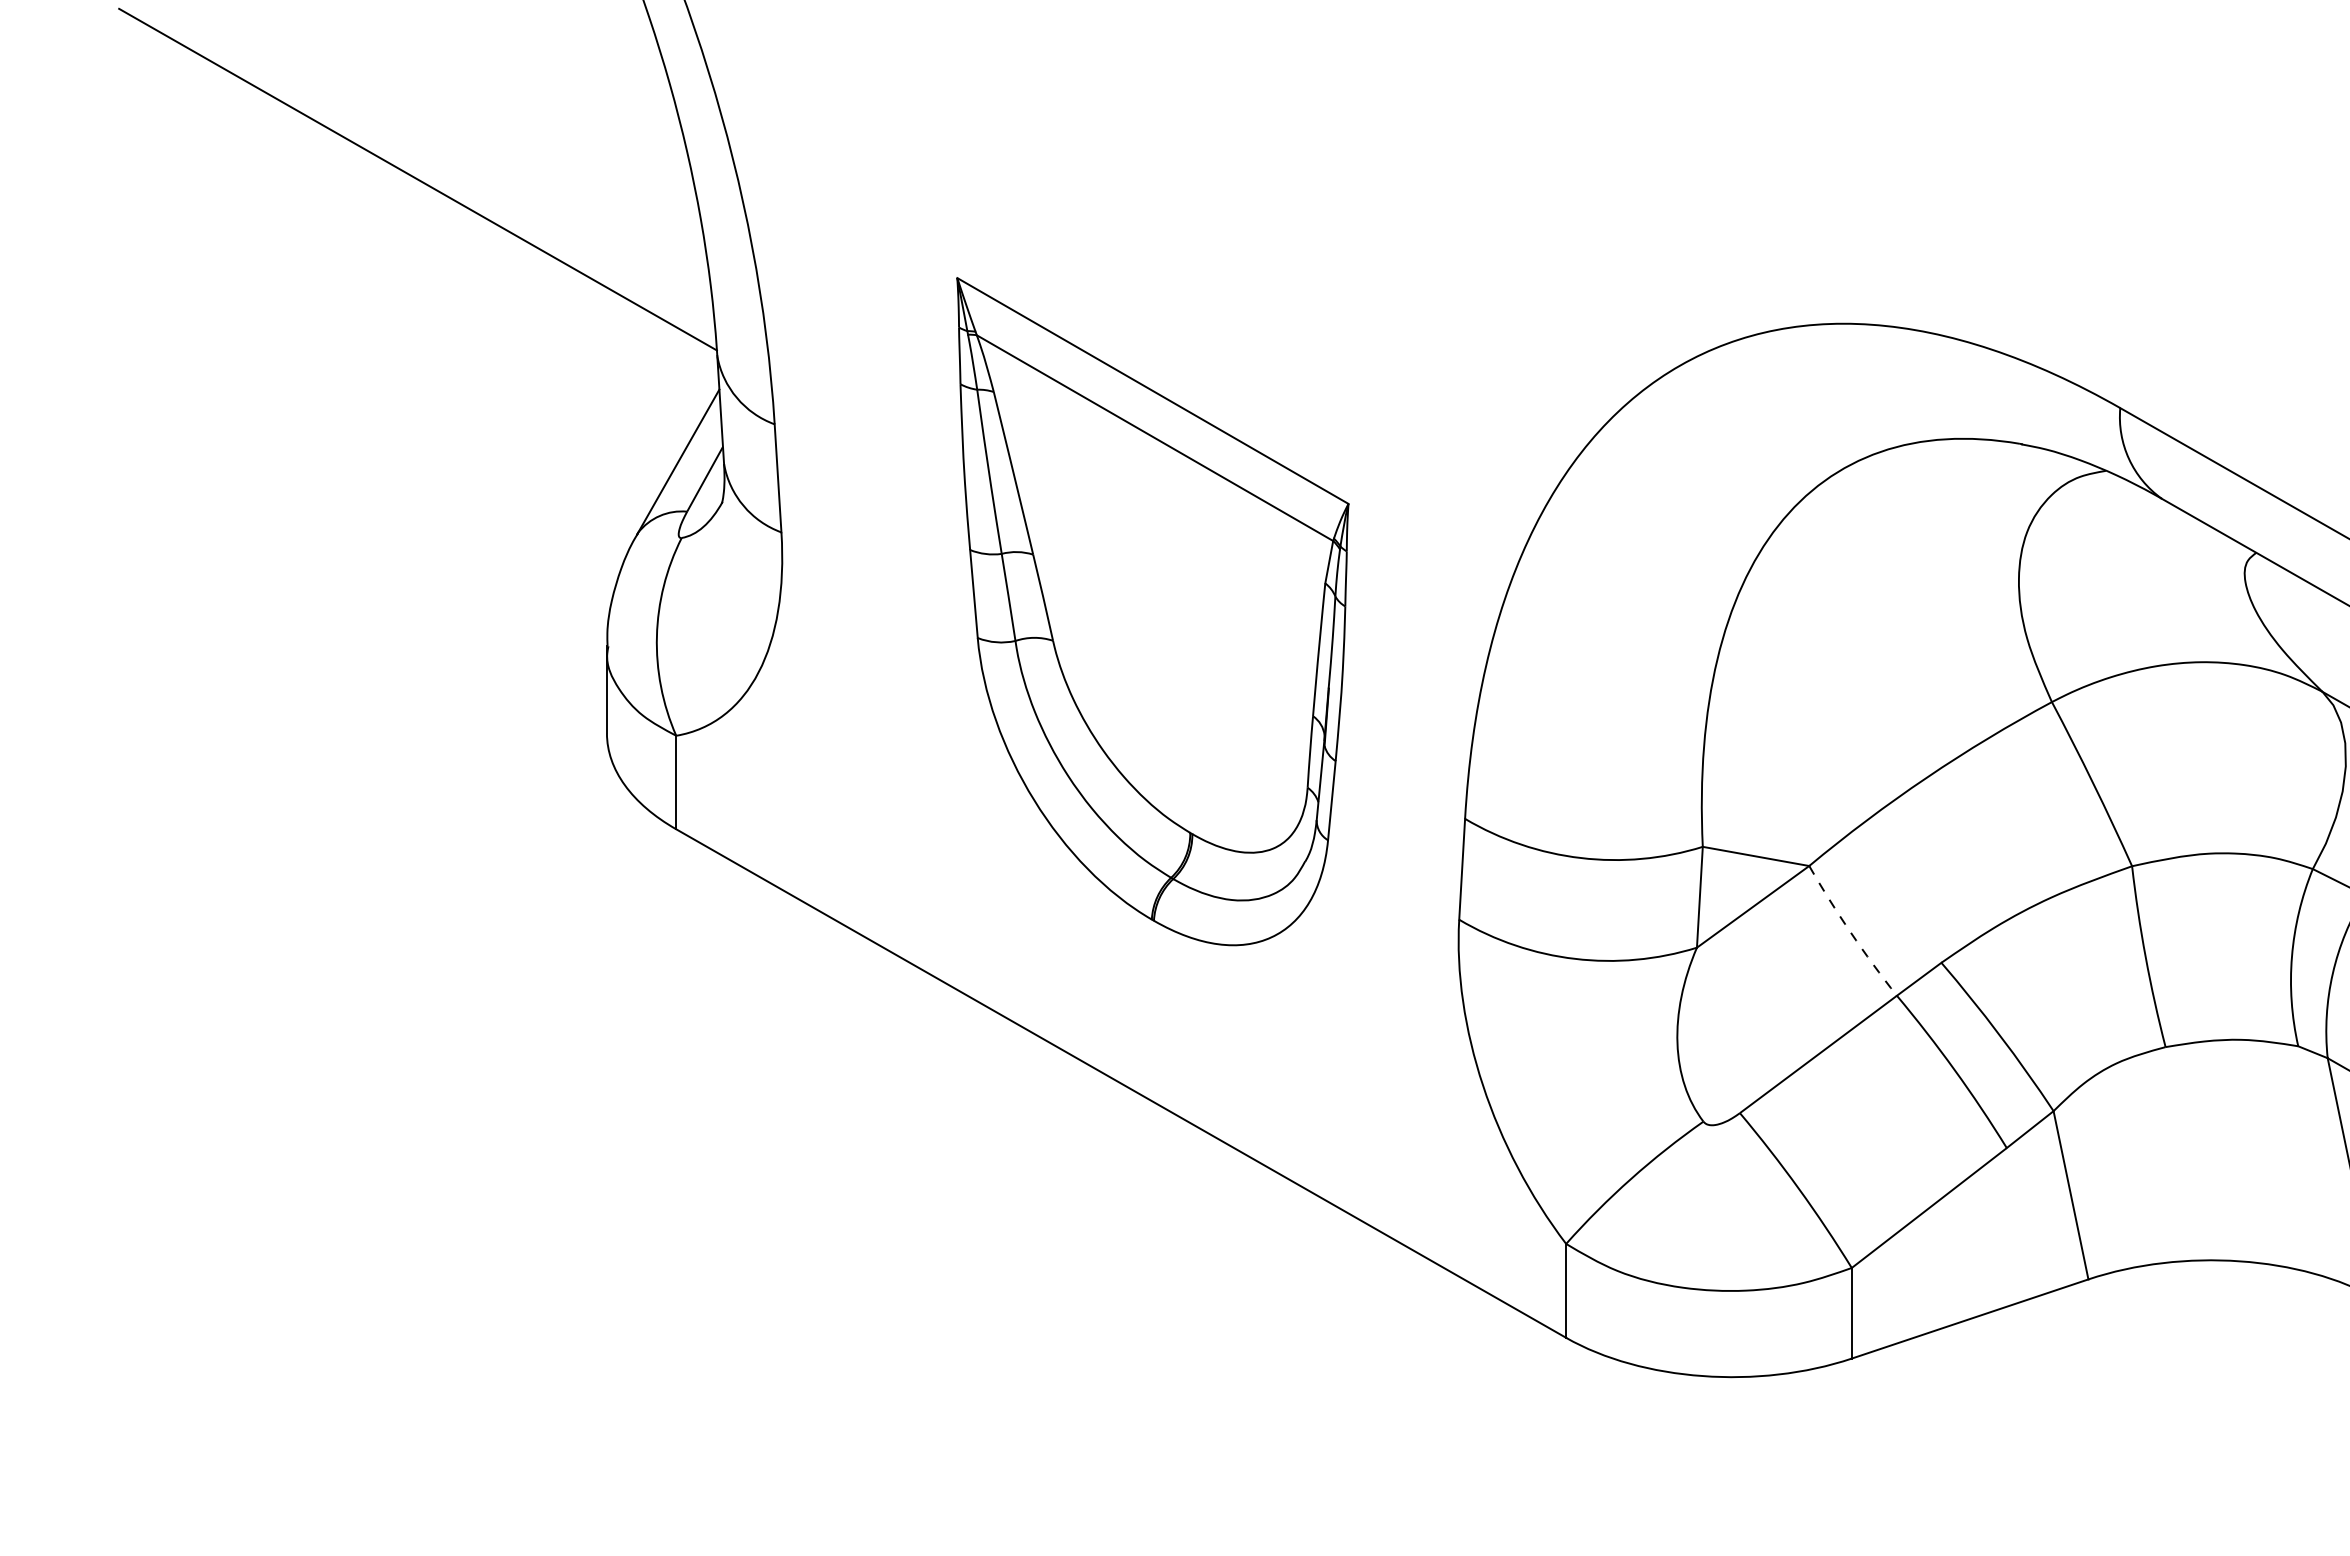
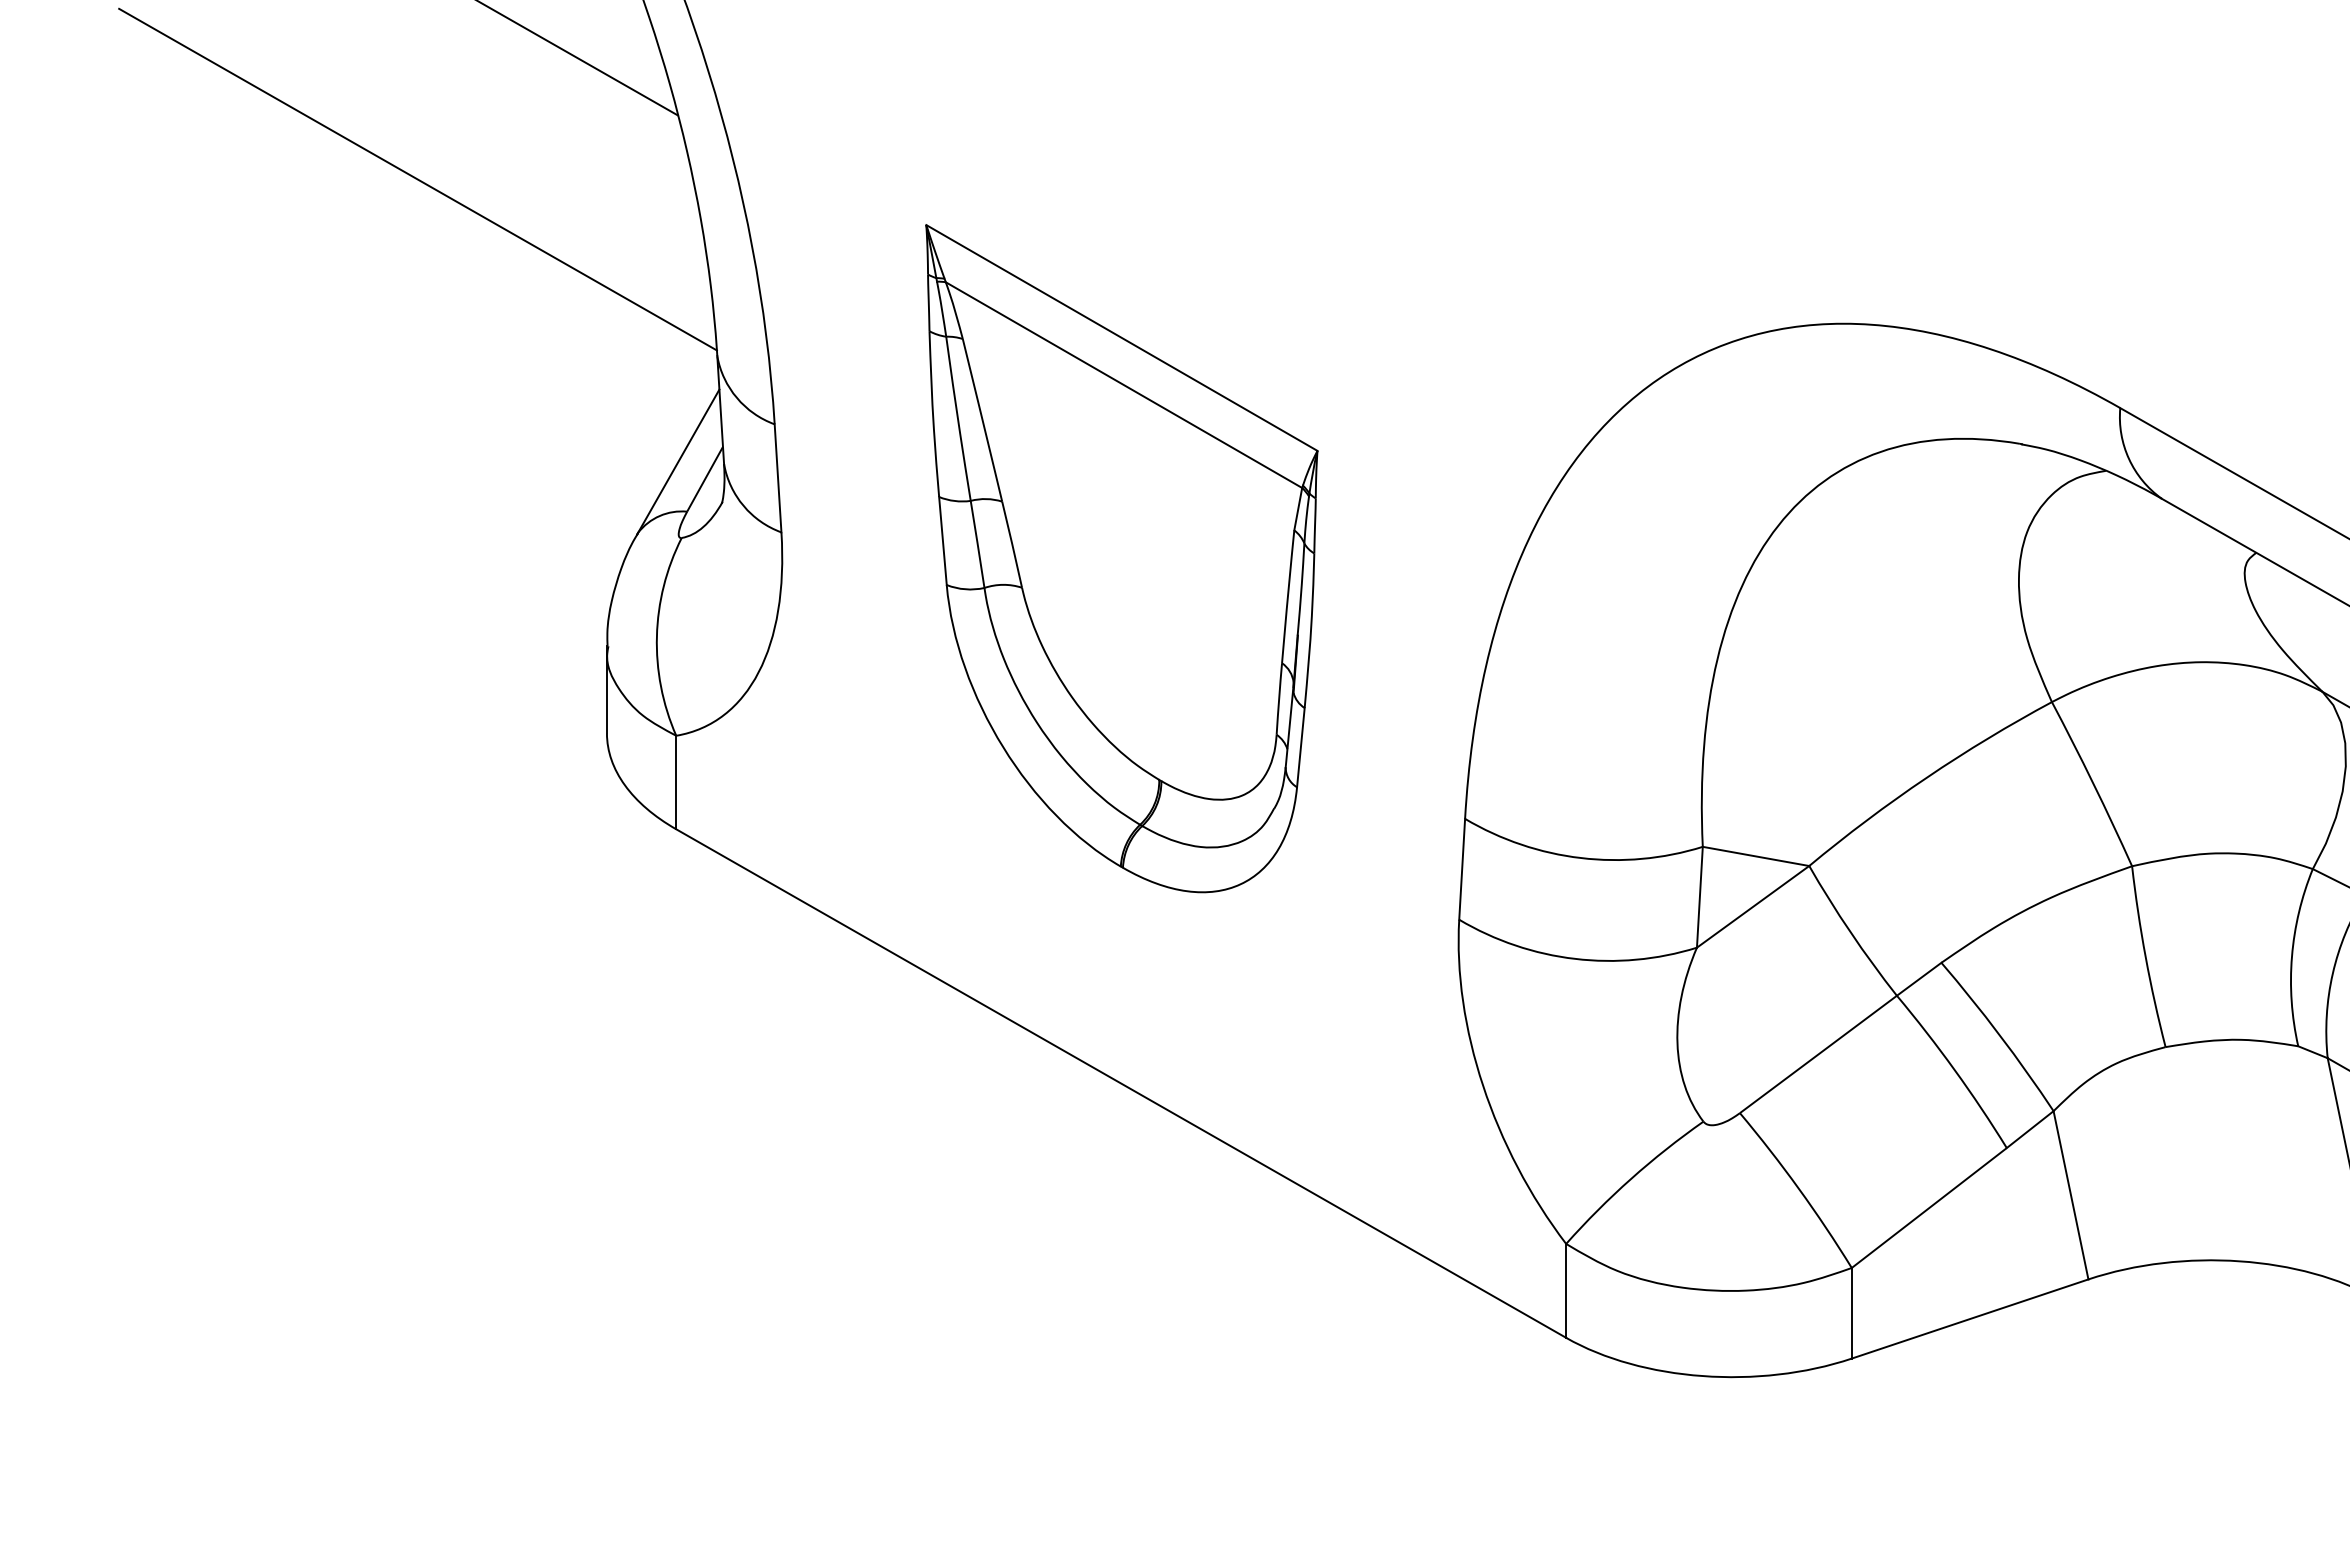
line: none -> present (578, 58)
part position: (1152, 611) -> (1121, 558) (1121, 558)
arc: dashed -> solid (1850, 932)
